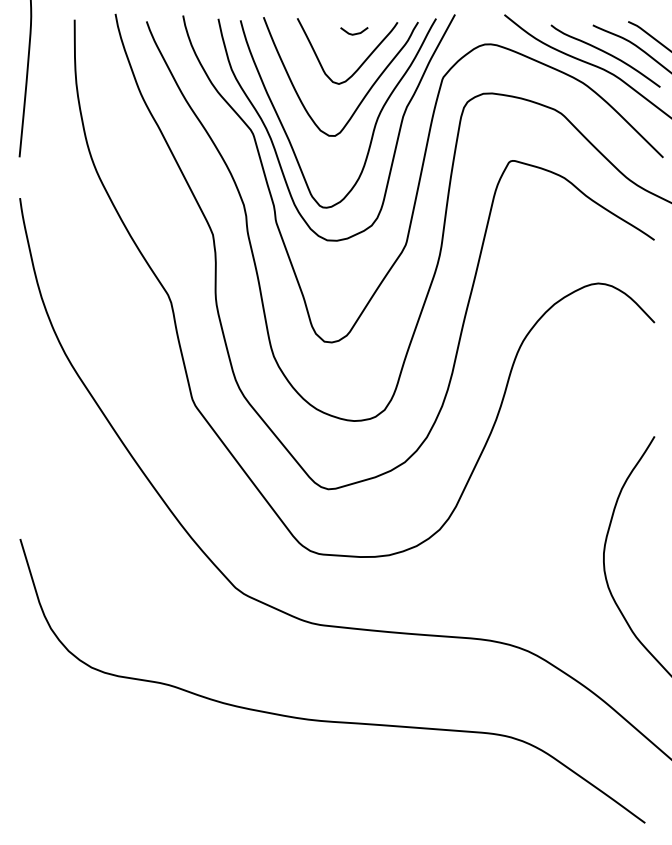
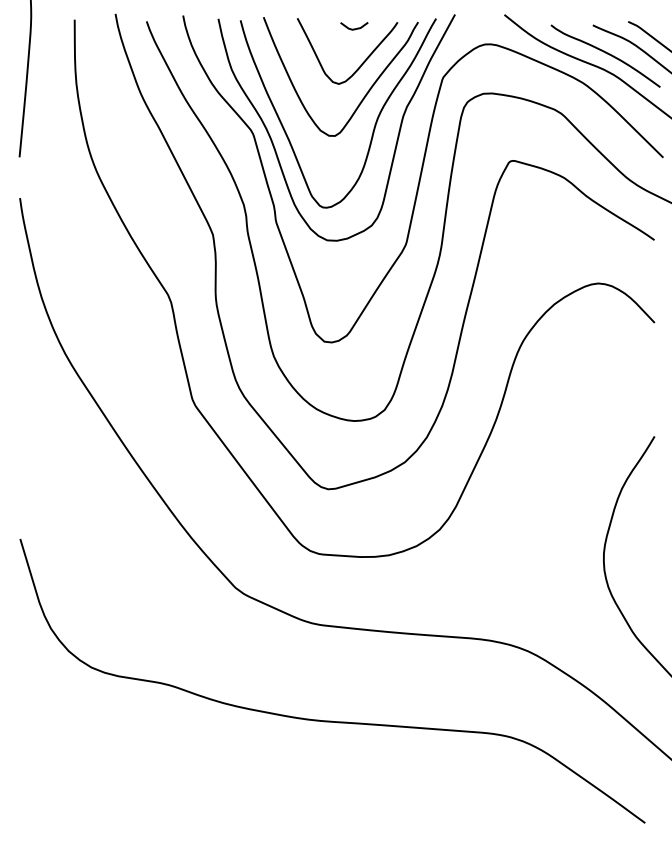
line position: (354, 33) -> (354, 28) (354, 28)
